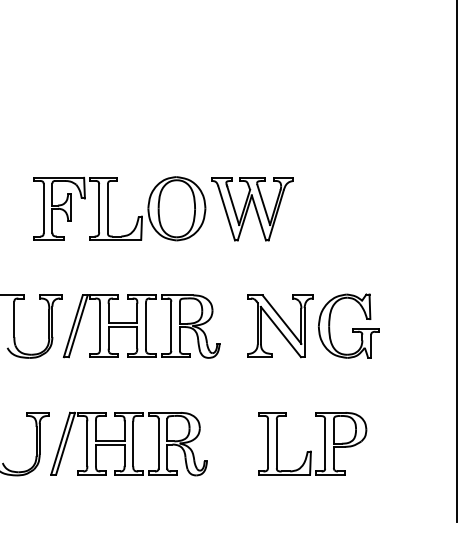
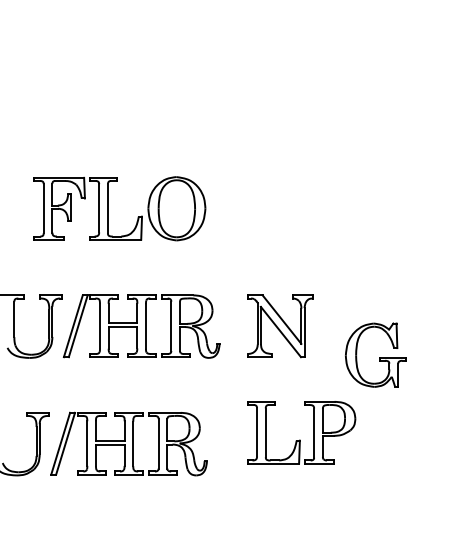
part: present -> none (252, 209)
line: present -> none (457, 261)
part position: (348, 325) -> (375, 354) (375, 354)
part position: (311, 450) -> (300, 439) (300, 439)
